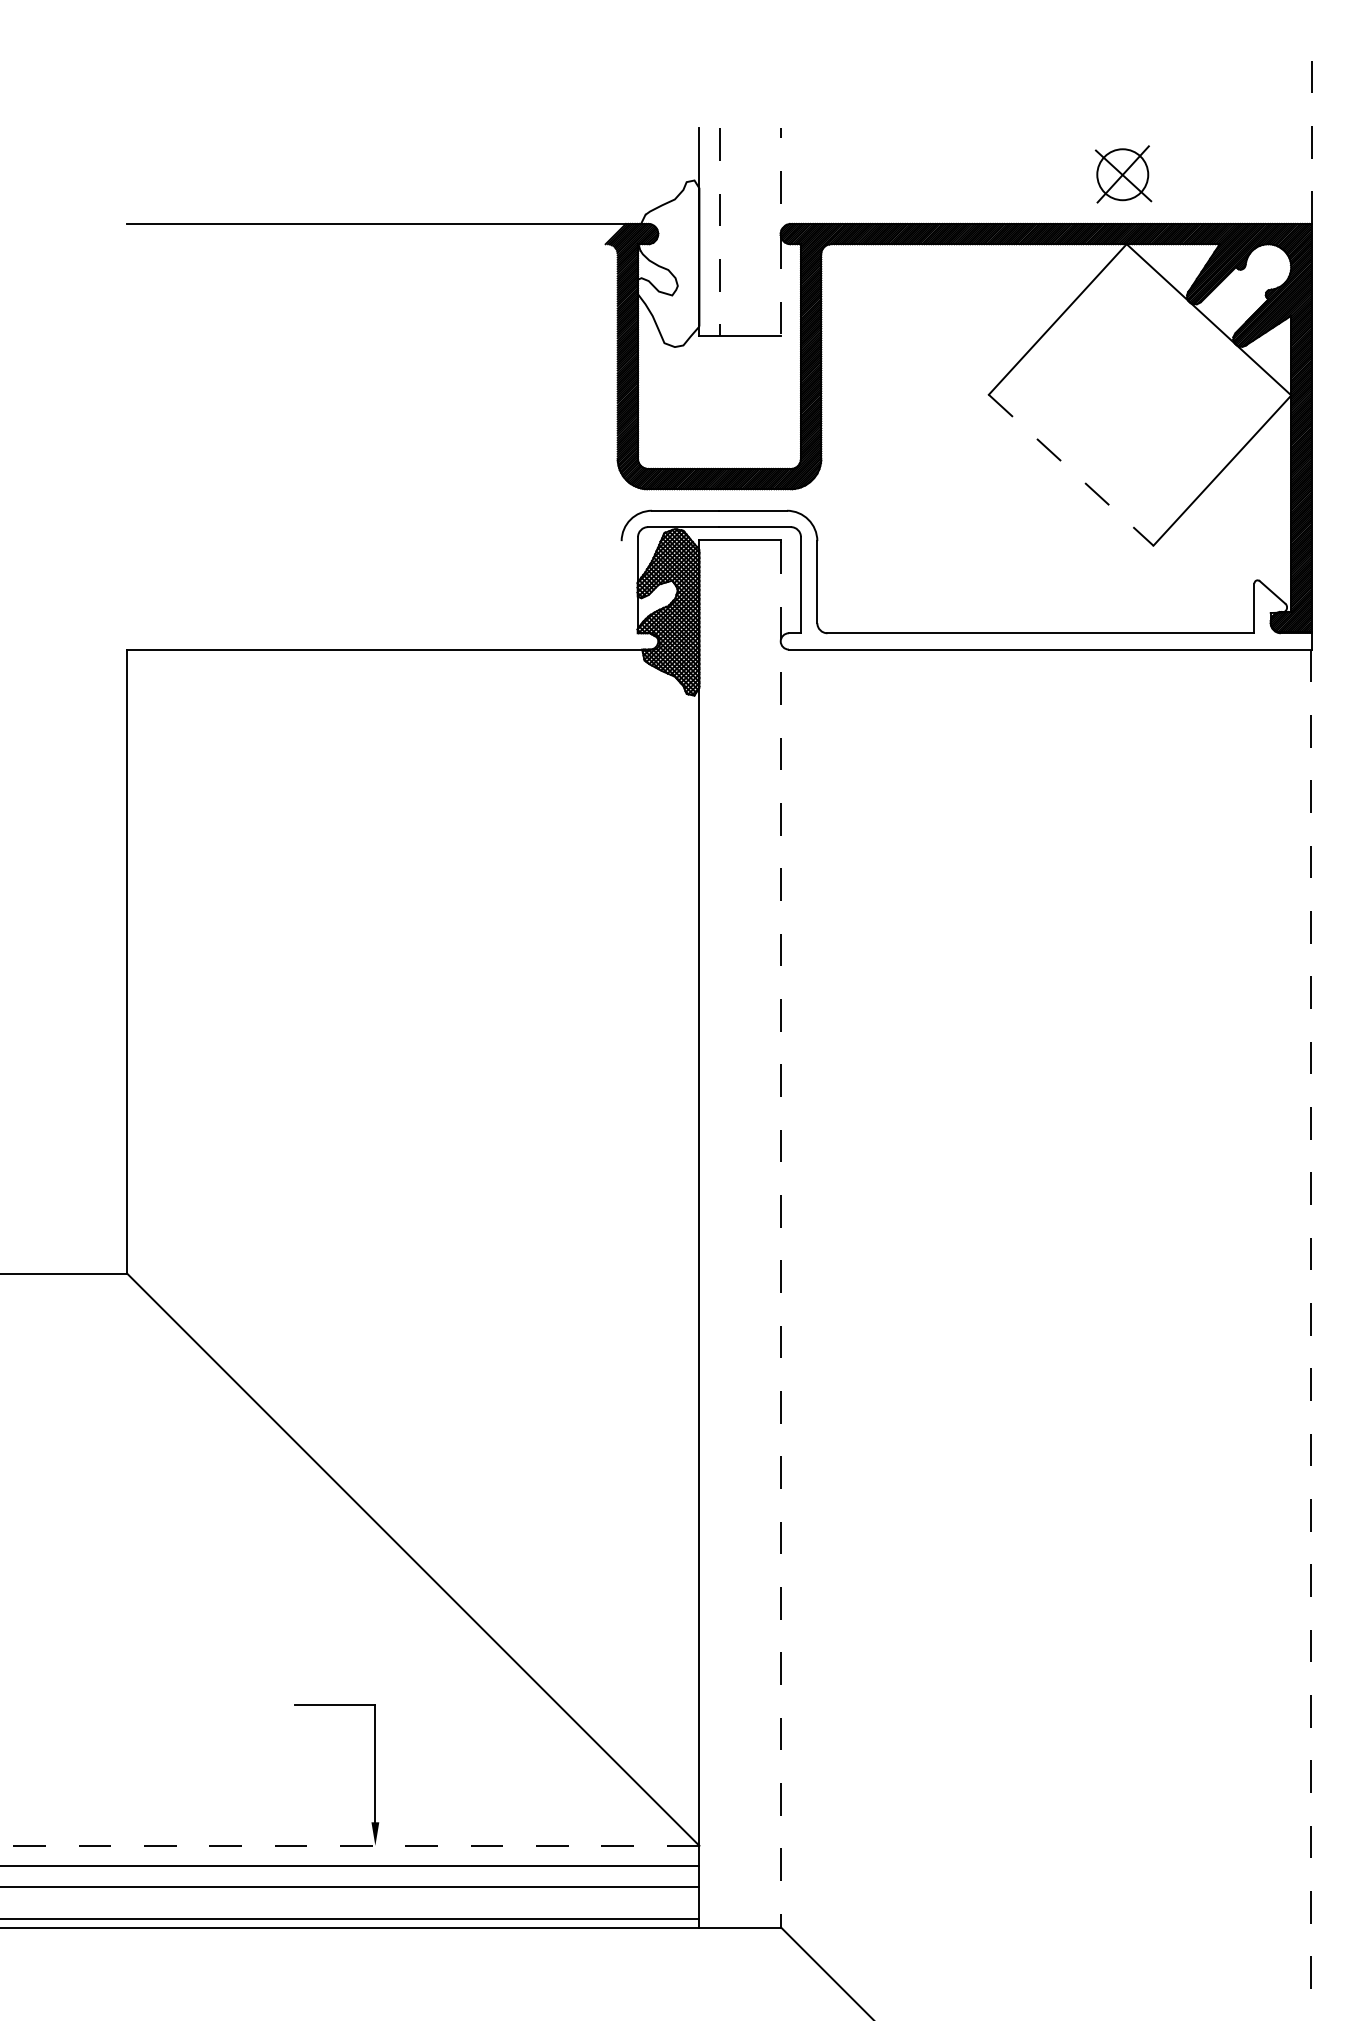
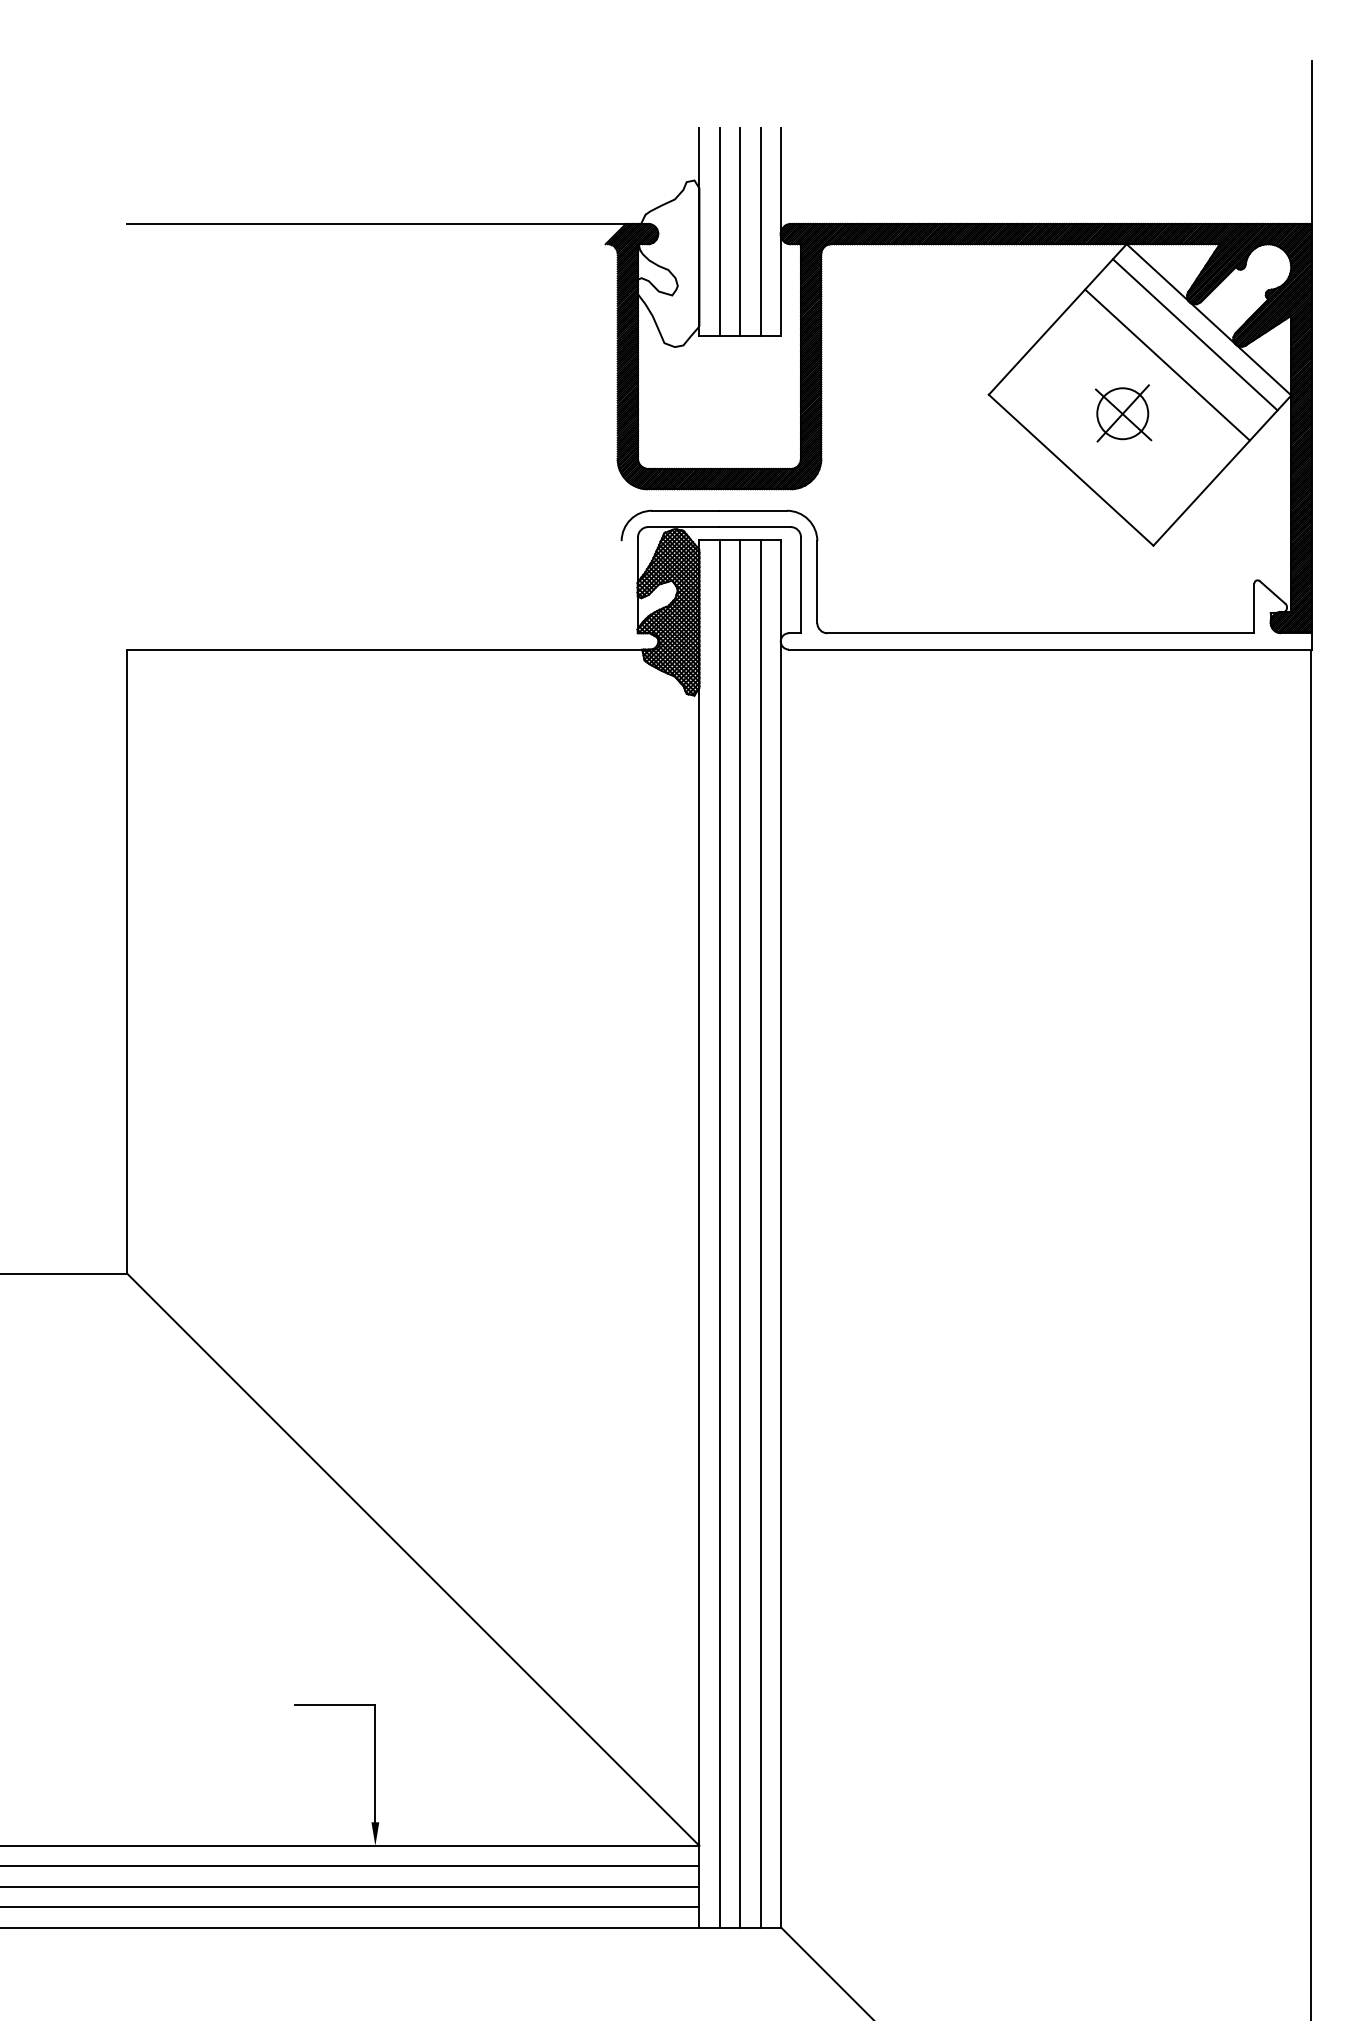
line: dashed -> solid (1311, 142)
part position: (1123, 174) -> (1123, 413) (1123, 413)
line: dashed -> solid (781, 230)
line: dashed -> solid (719, 232)
line: none -> present (740, 232)
line: none -> present (760, 232)
line: none -> present (1194, 334)
line: none -> present (1167, 364)
line: dashed -> solid (1071, 470)
line: none -> present (719, 1233)
line: none -> present (740, 1233)
line: none -> present (760, 1233)
line: dashed -> solid (781, 1234)
line: dashed -> solid (1311, 1335)
line: dashed -> solid (349, 1845)
line position: (350, 1918) -> (350, 1906) (350, 1906)
